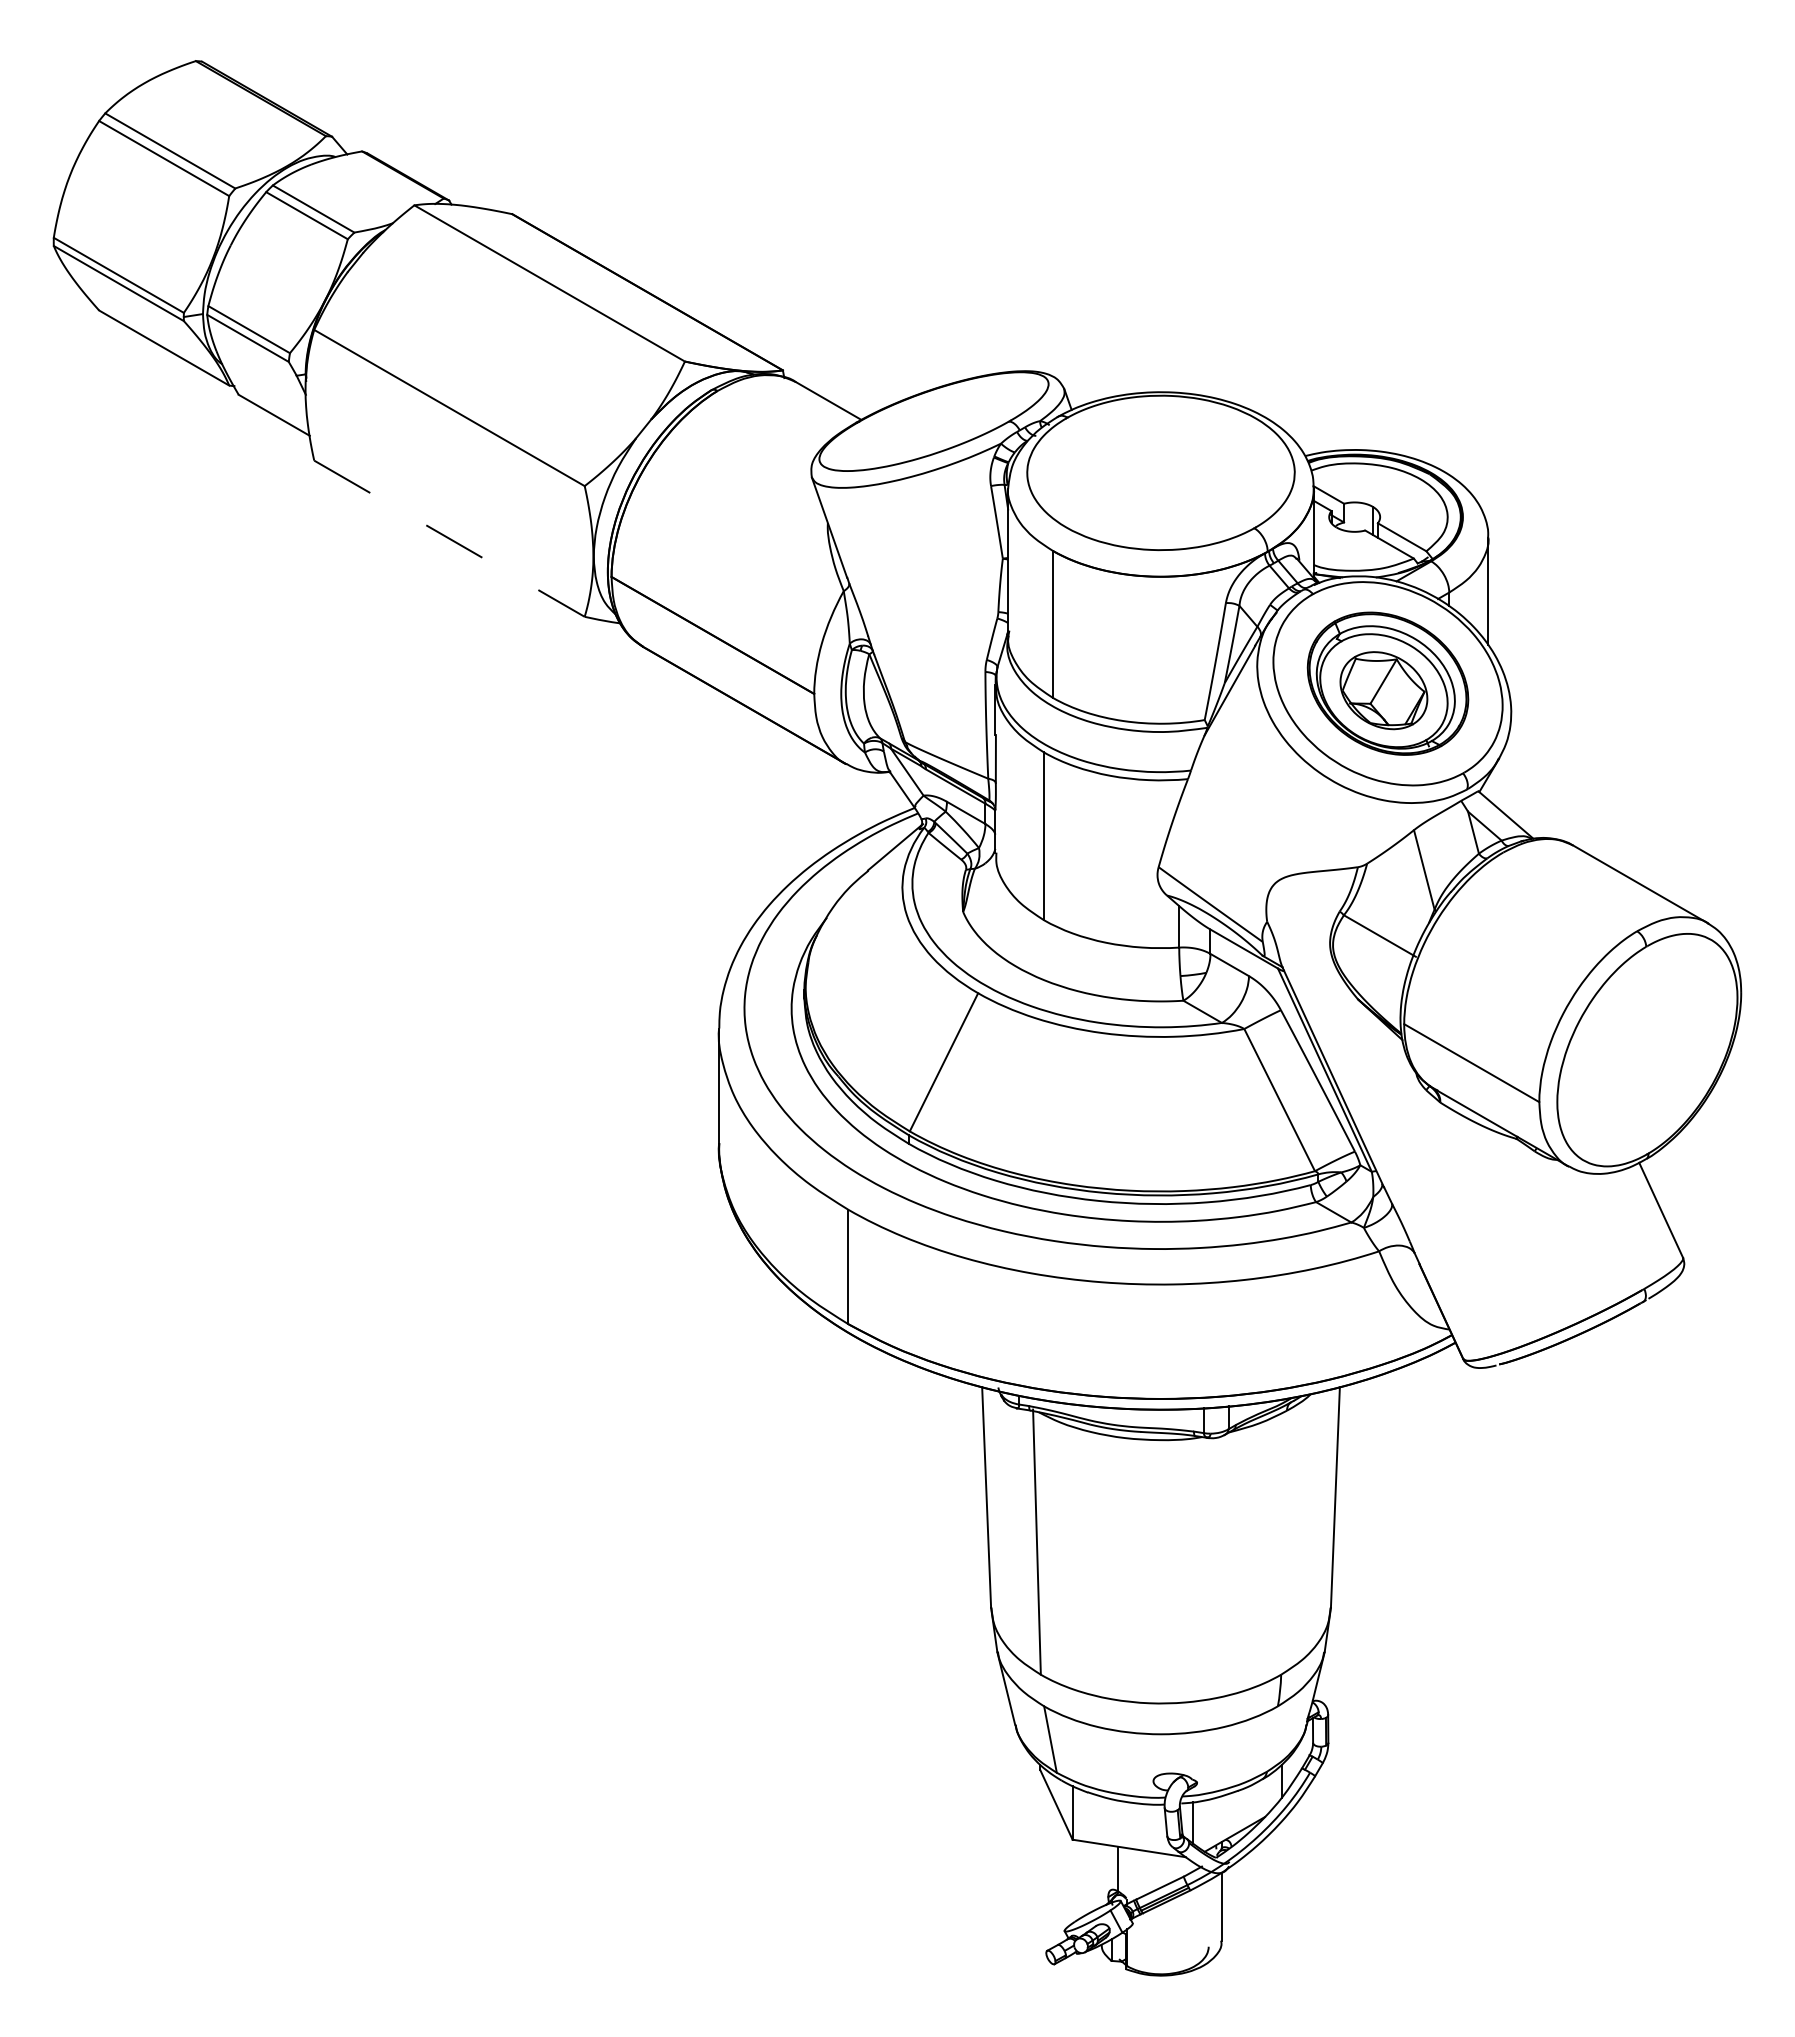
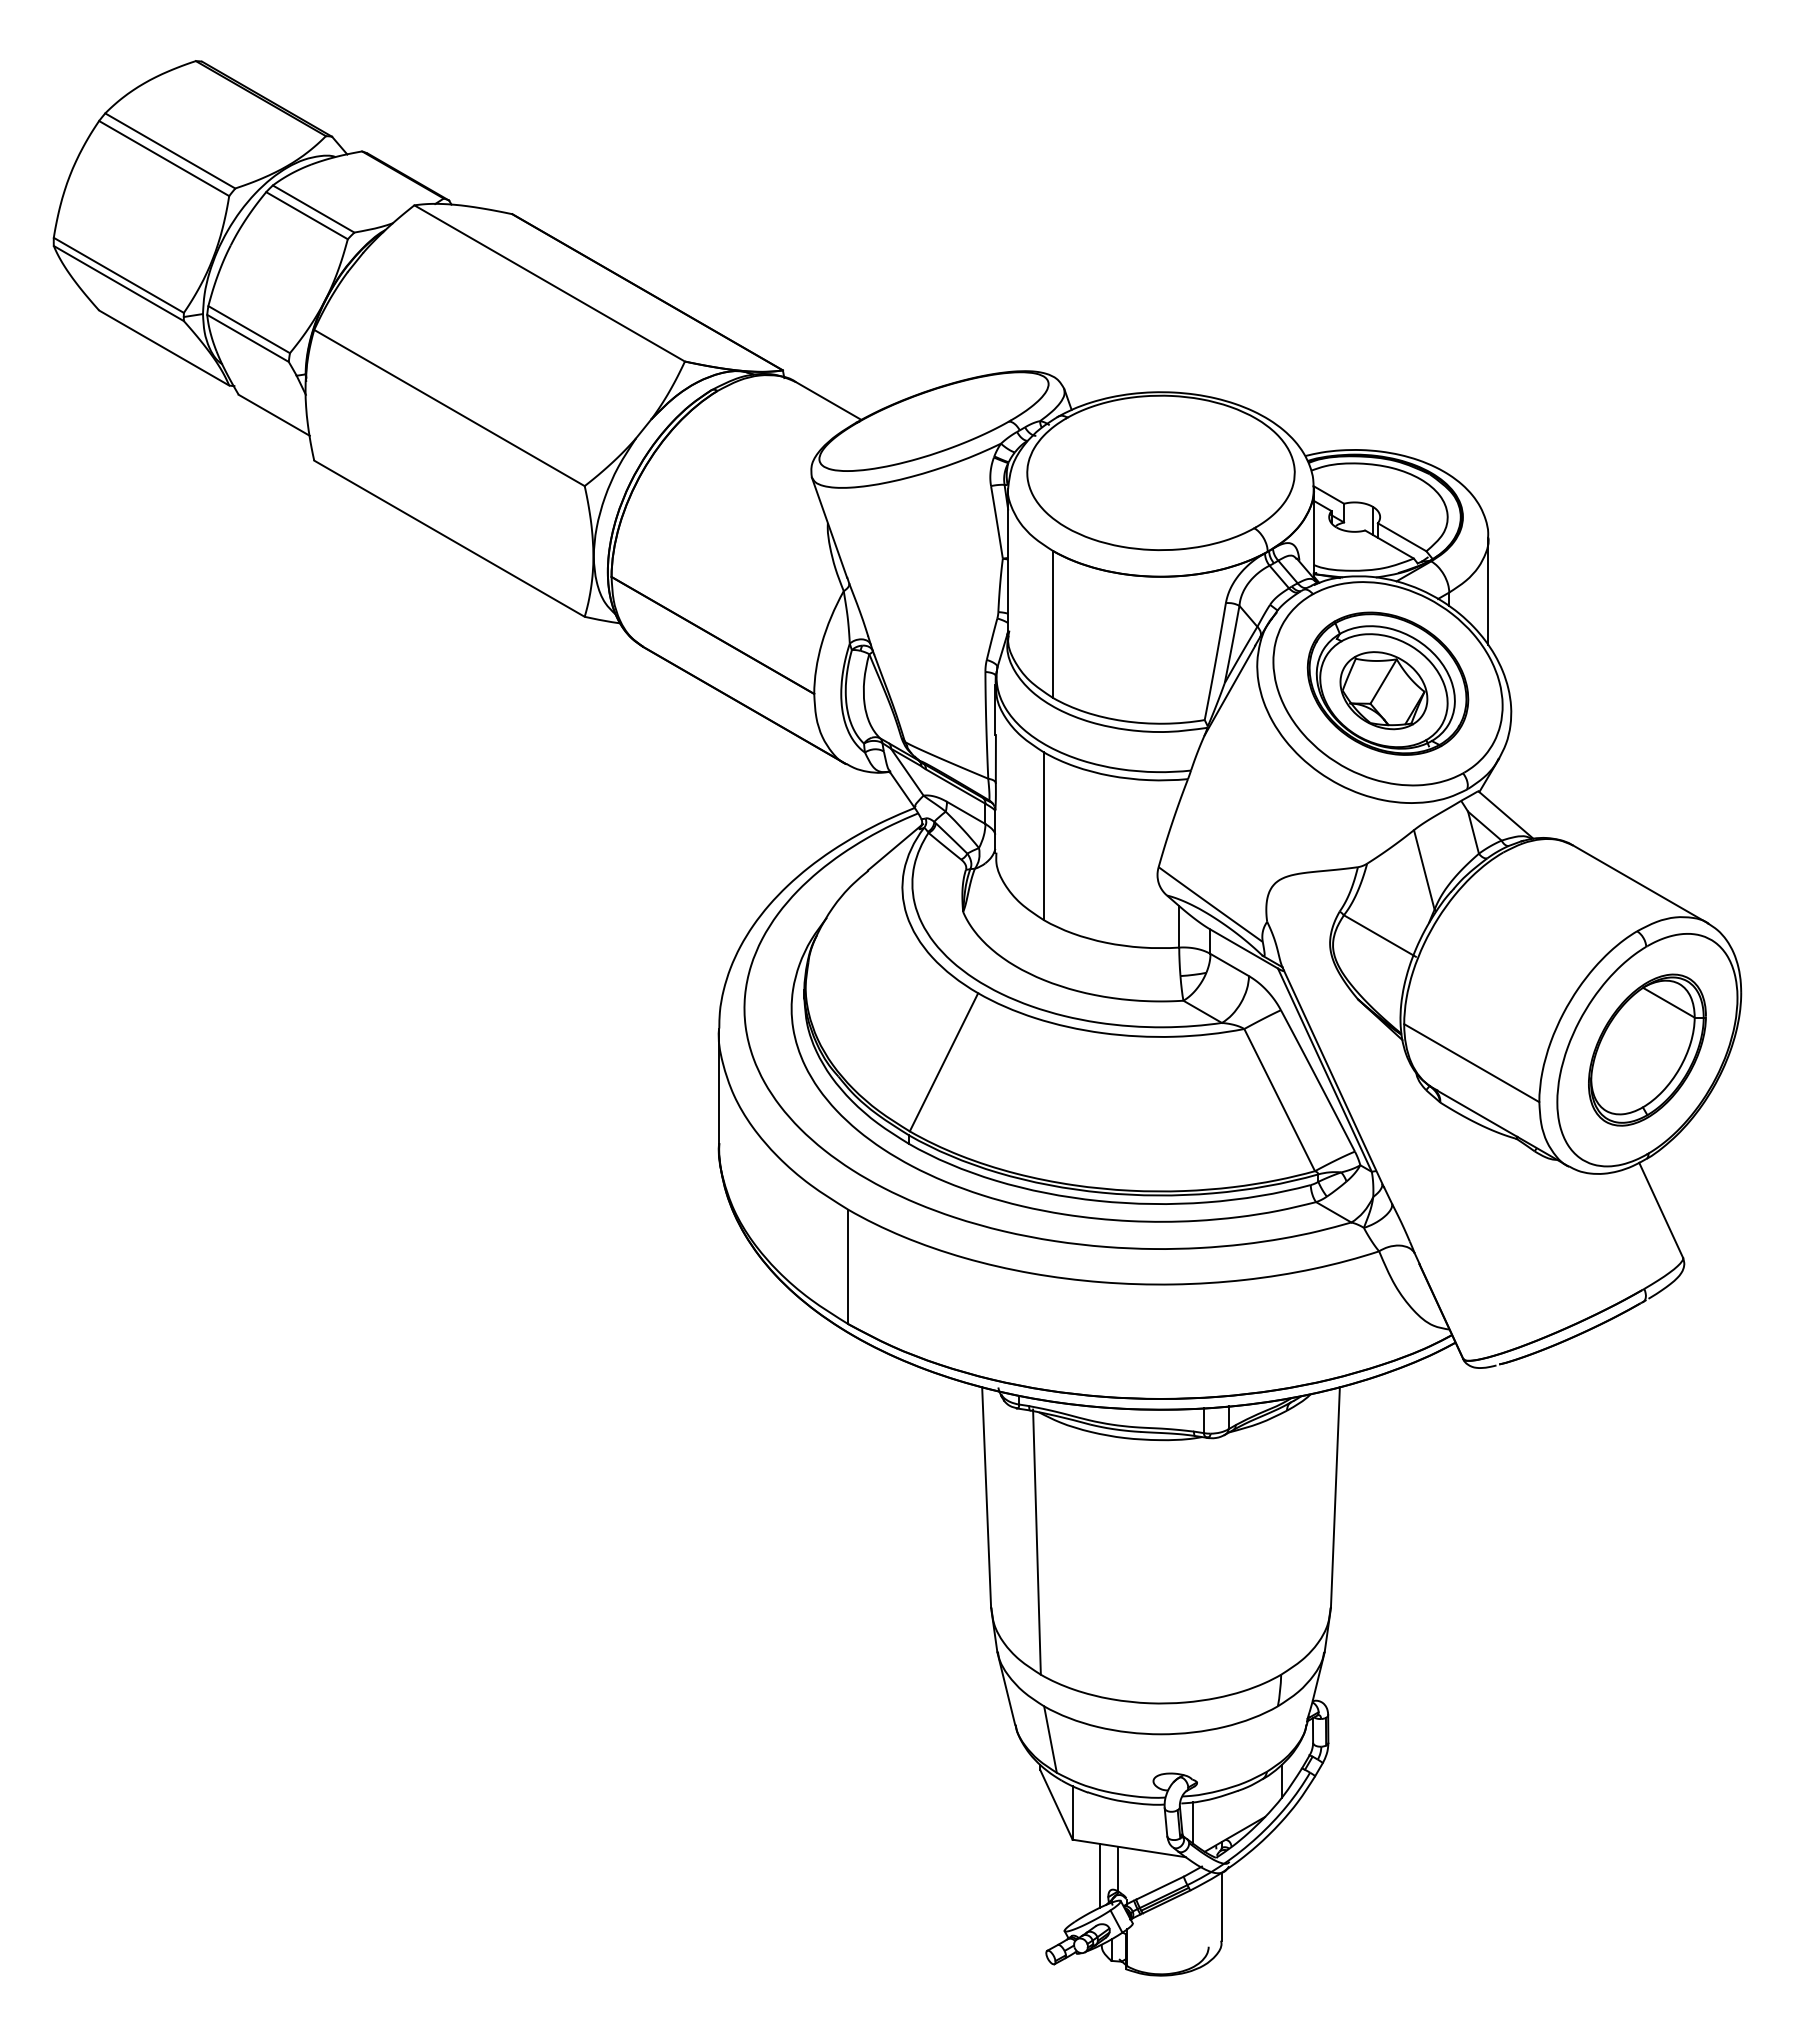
line: dashed -> solid (449, 538)
part: none -> present (1647, 1049)
line: none -> present (1100, 1875)
